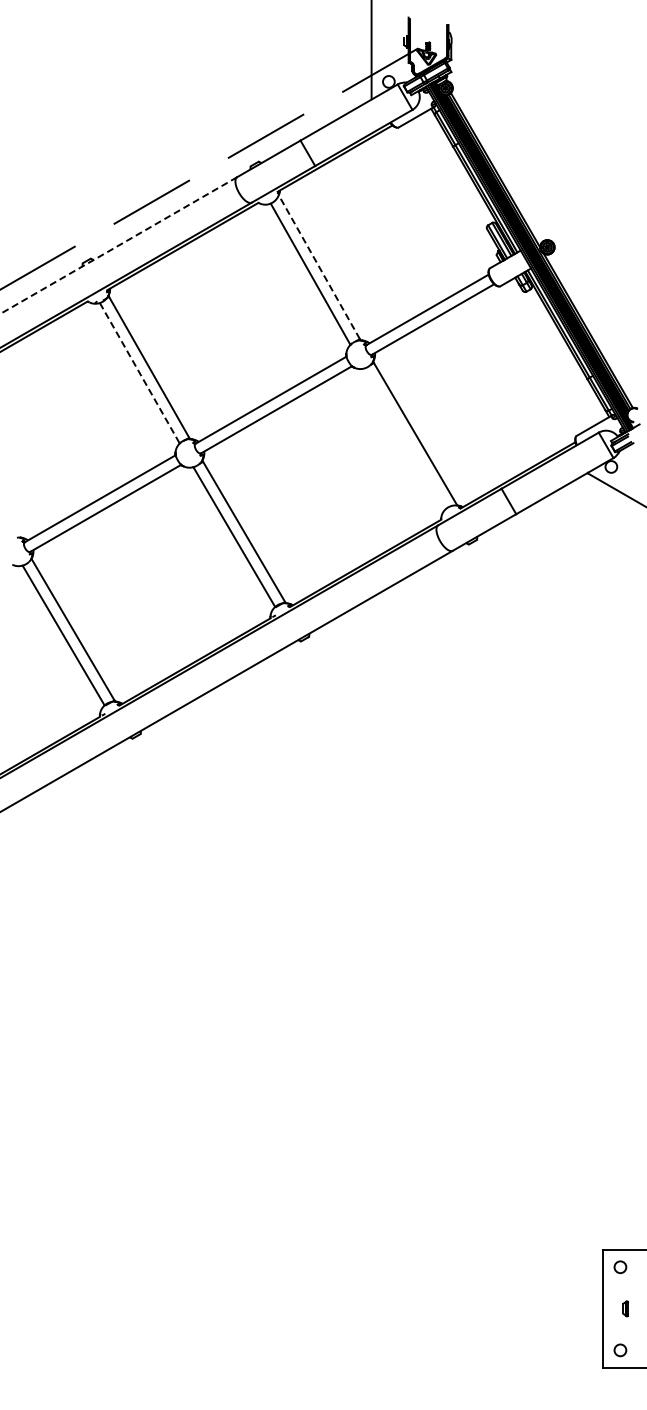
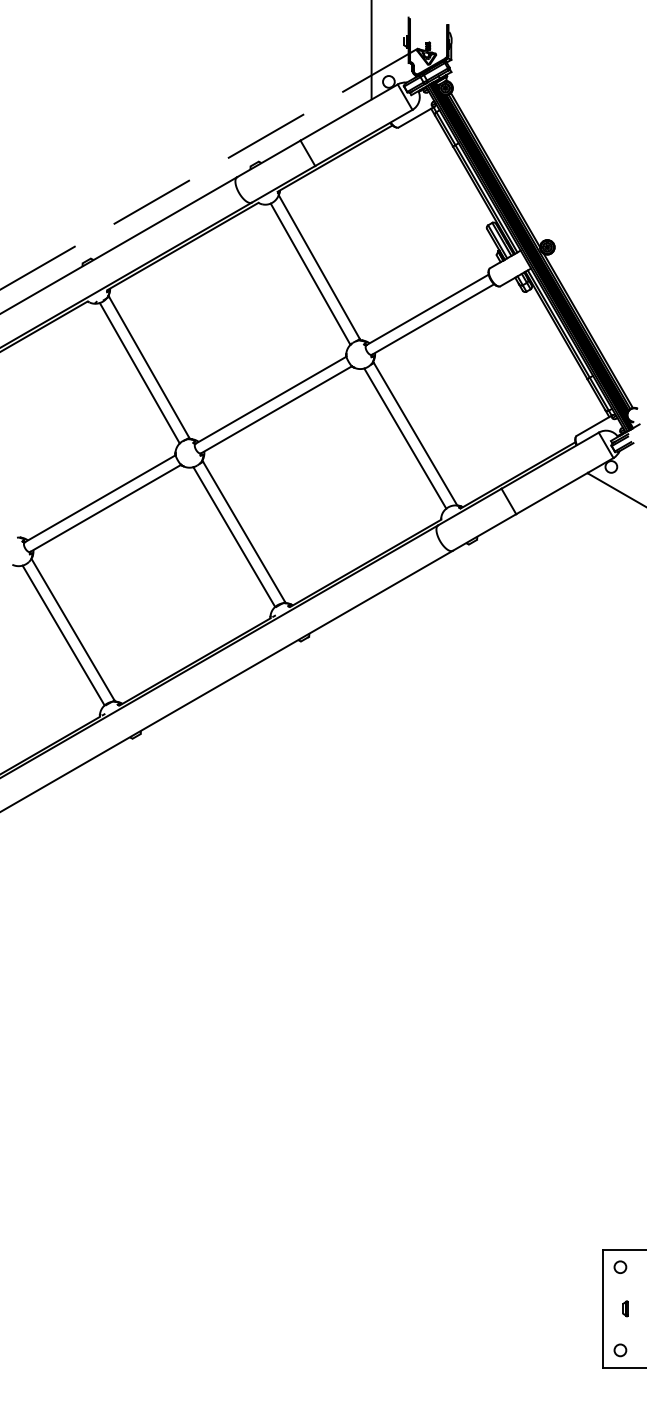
line: dashed -> solid (118, 245)
line: dashed -> solid (319, 267)
line: dashed -> solid (139, 373)
line: none -> present (405, 438)
